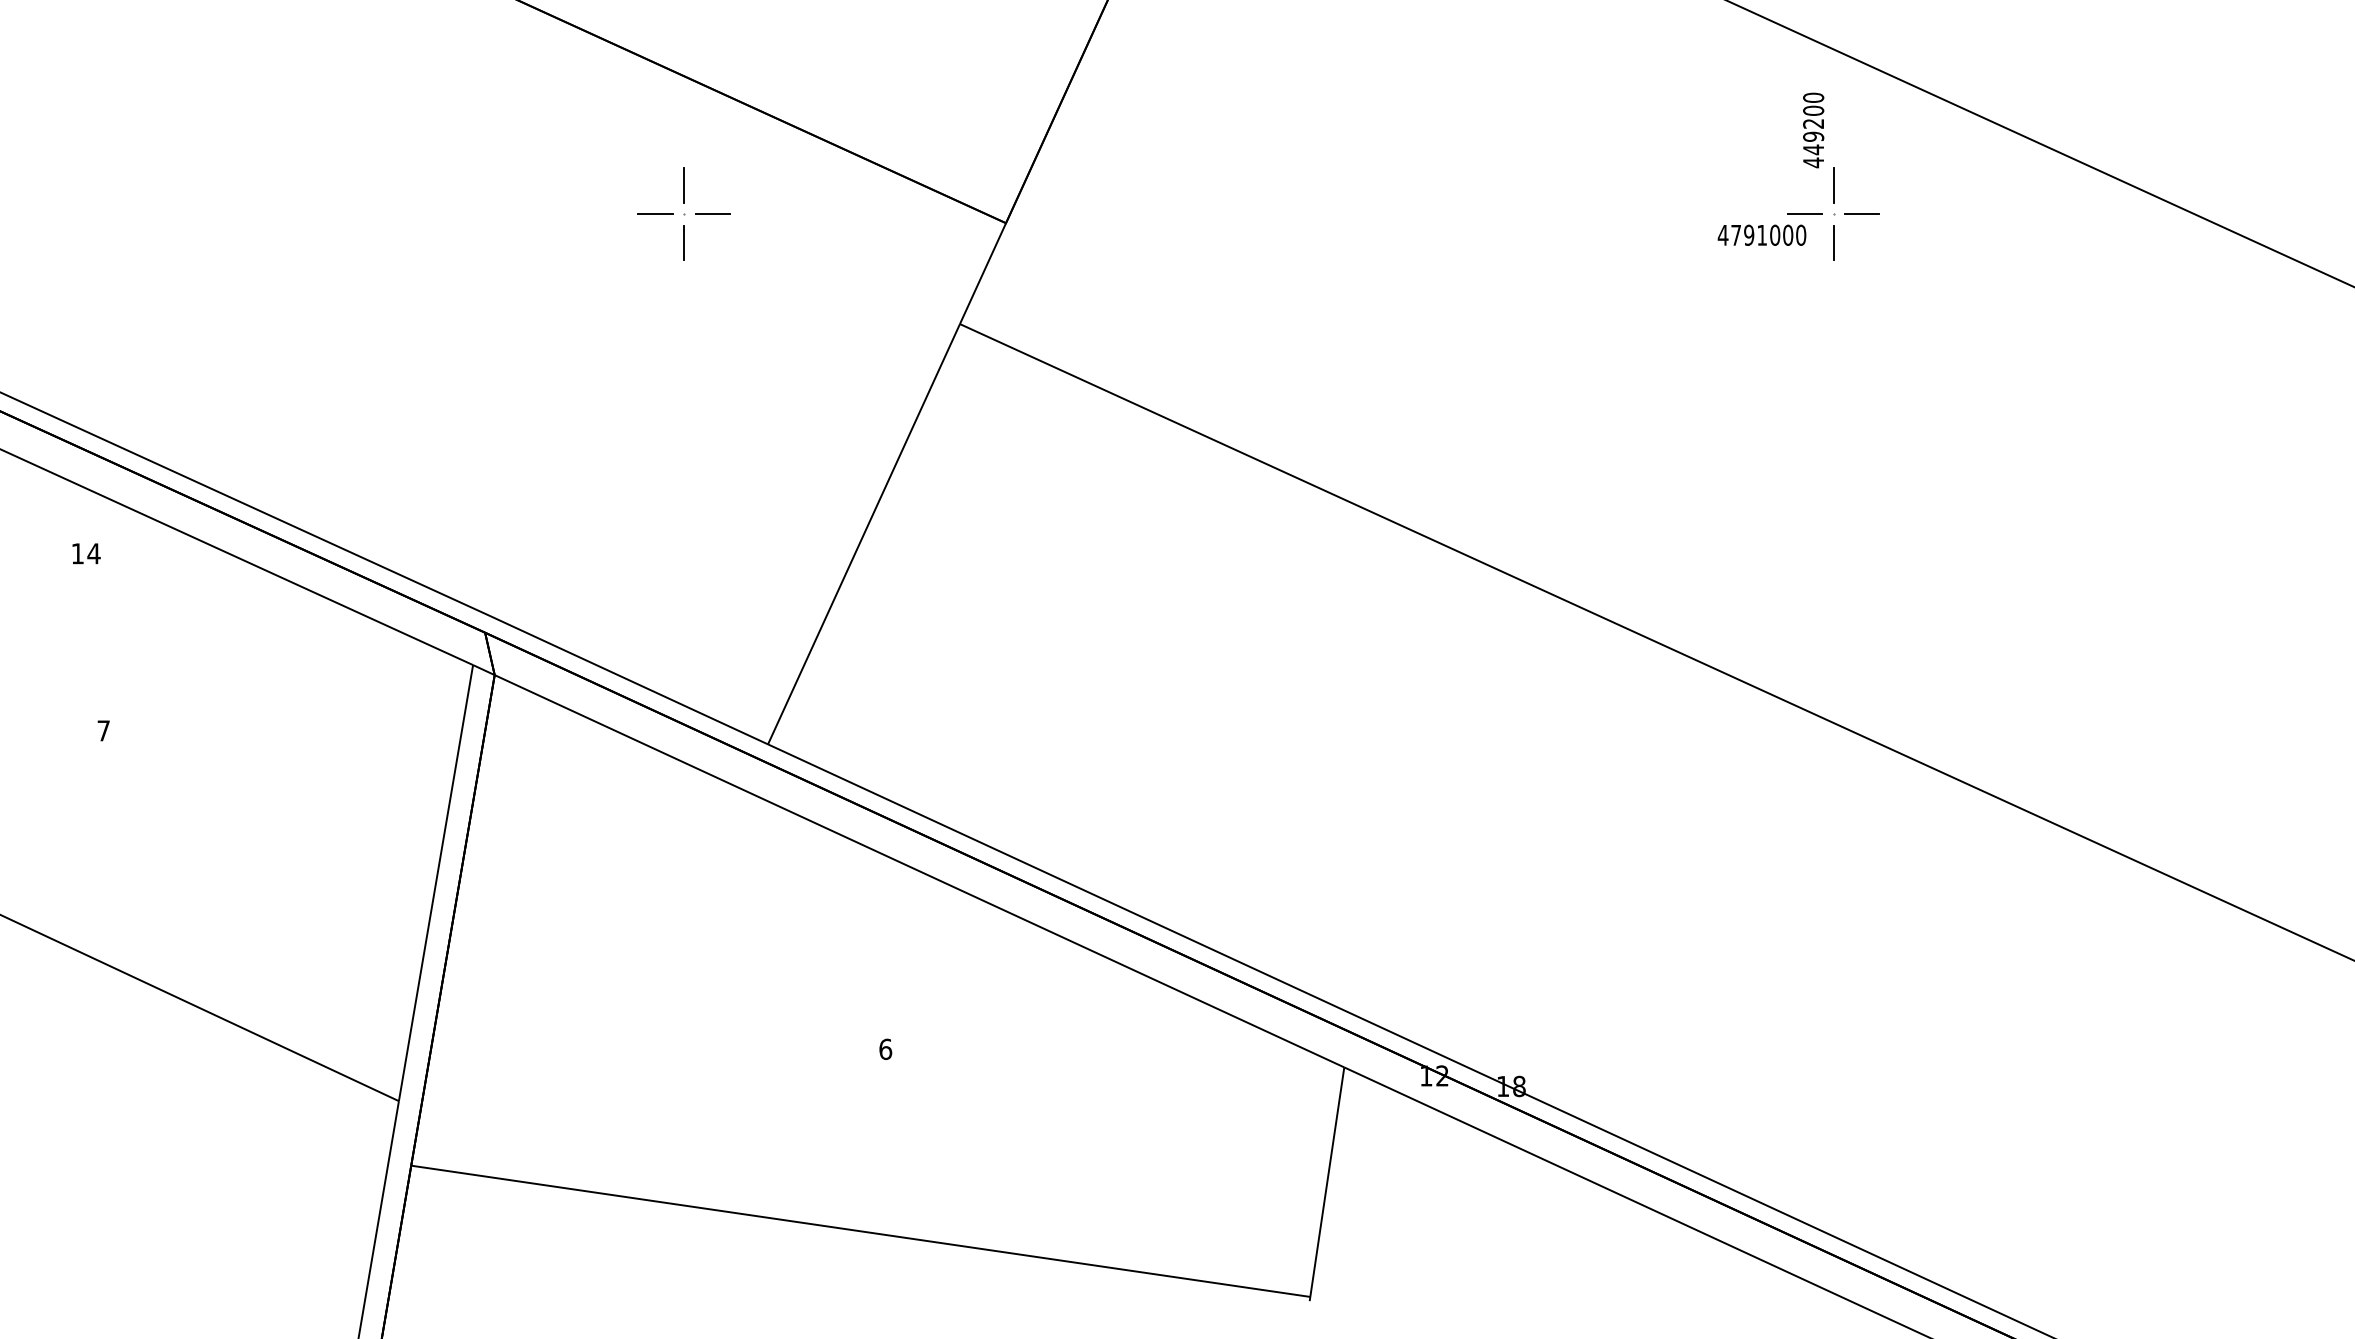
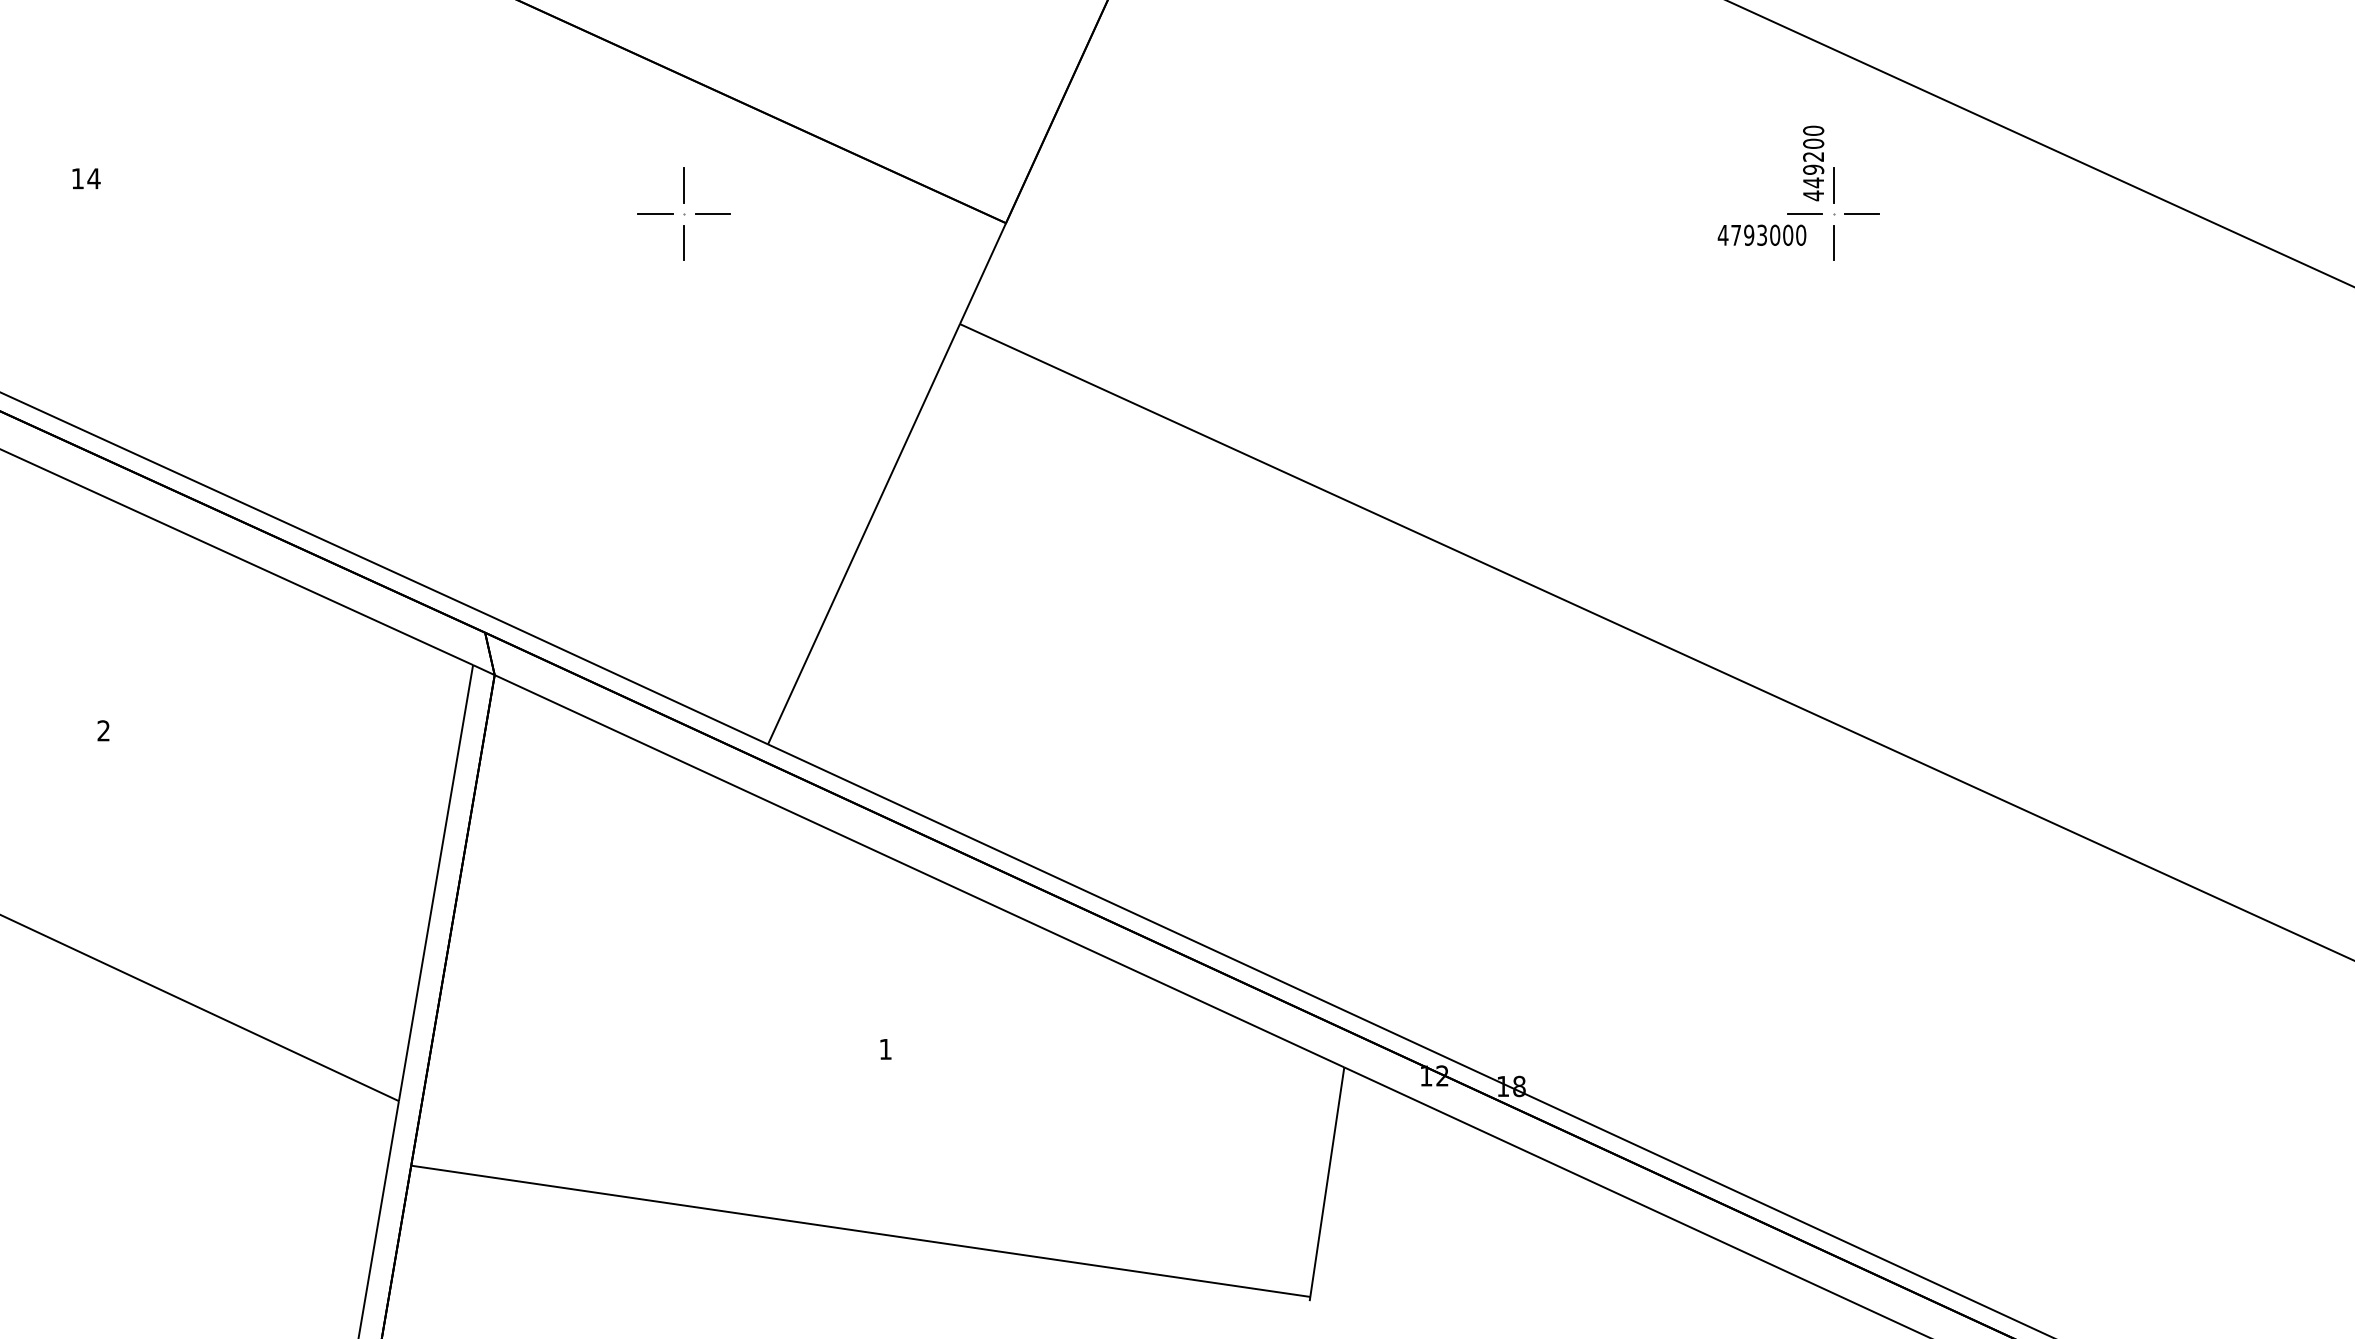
text position: (1813, 130) -> (1813, 163) (1813, 163)
text: 4791000 -> 4793000 (1761, 234)
text position: (86, 553) -> (86, 178) (86, 178)
text: 7 -> 2 (103, 730)
text: 6 -> 1 (885, 1048)
